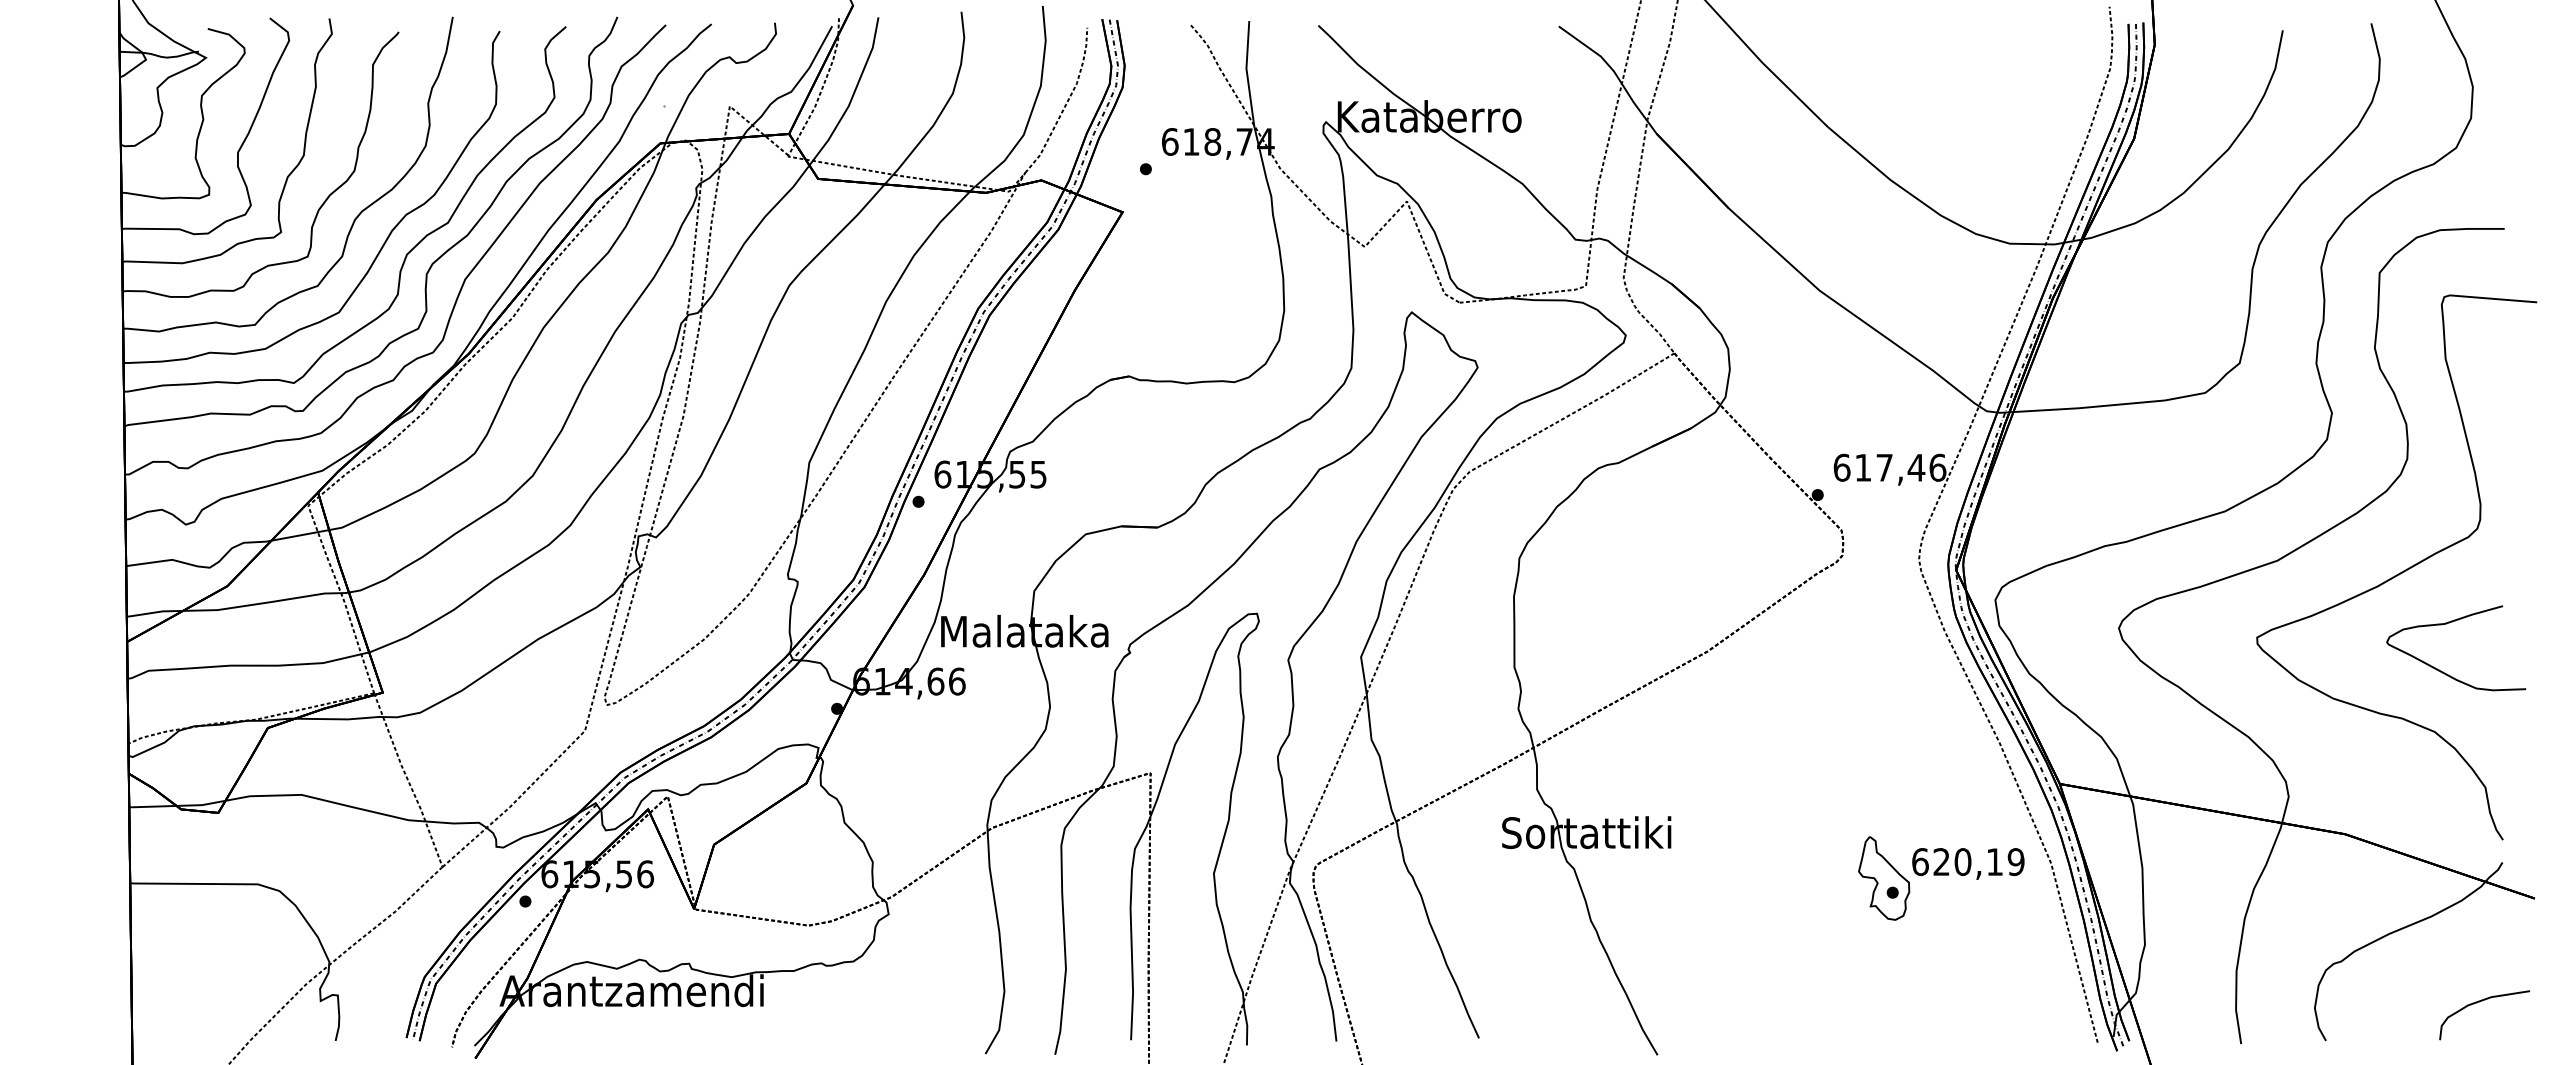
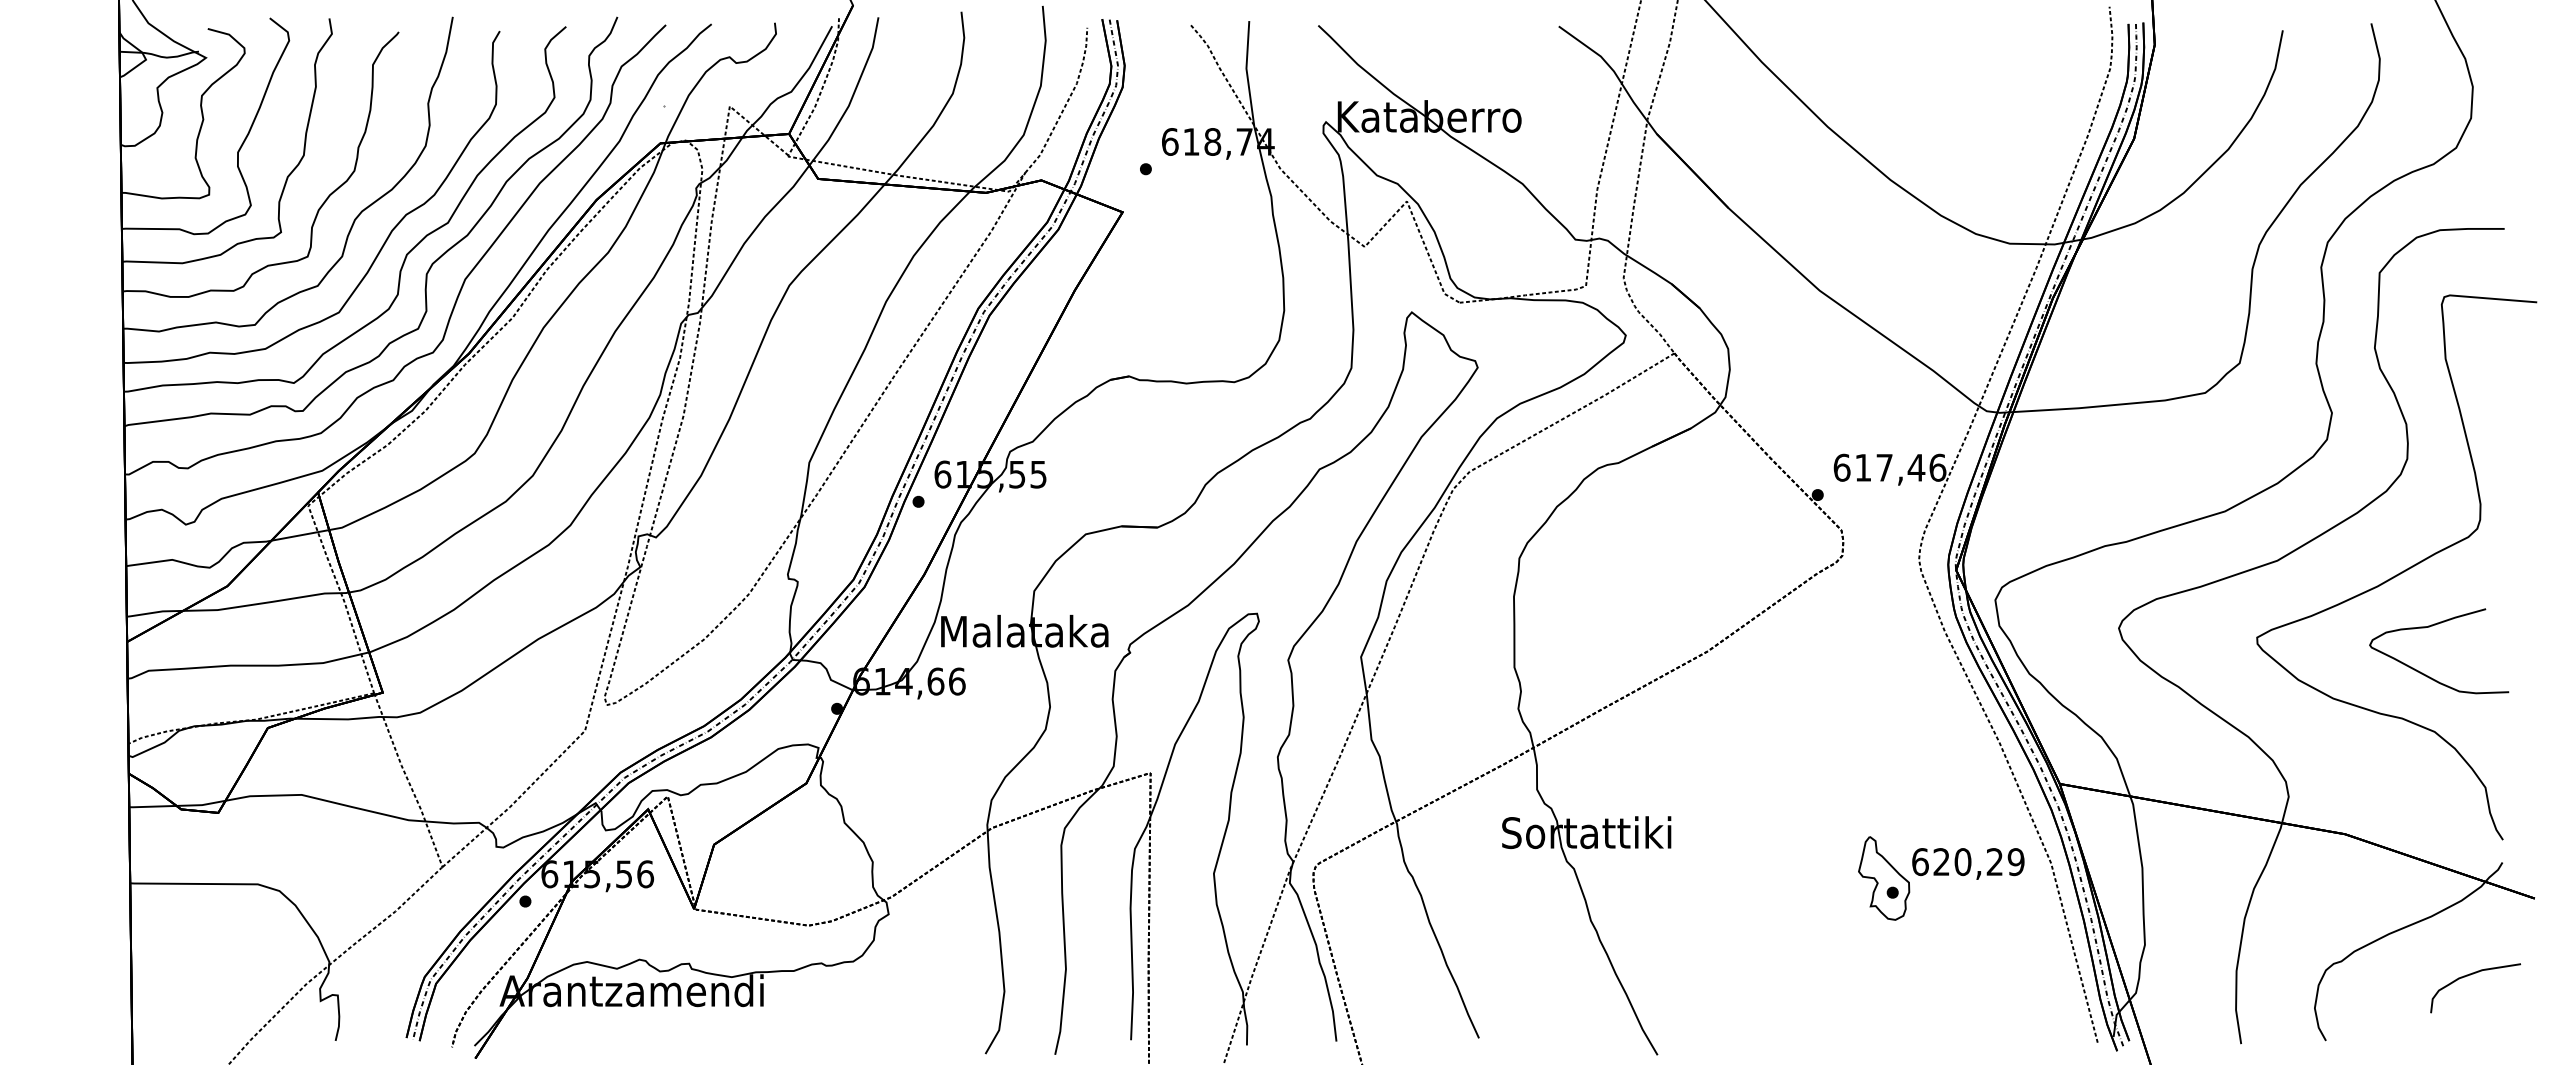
curve position: (2449, 623) -> (2432, 626) (2432, 626)
text: 620,19 -> 620,29 (1994, 861)
curve position: (2479, 1002) -> (2470, 975) (2470, 975)
